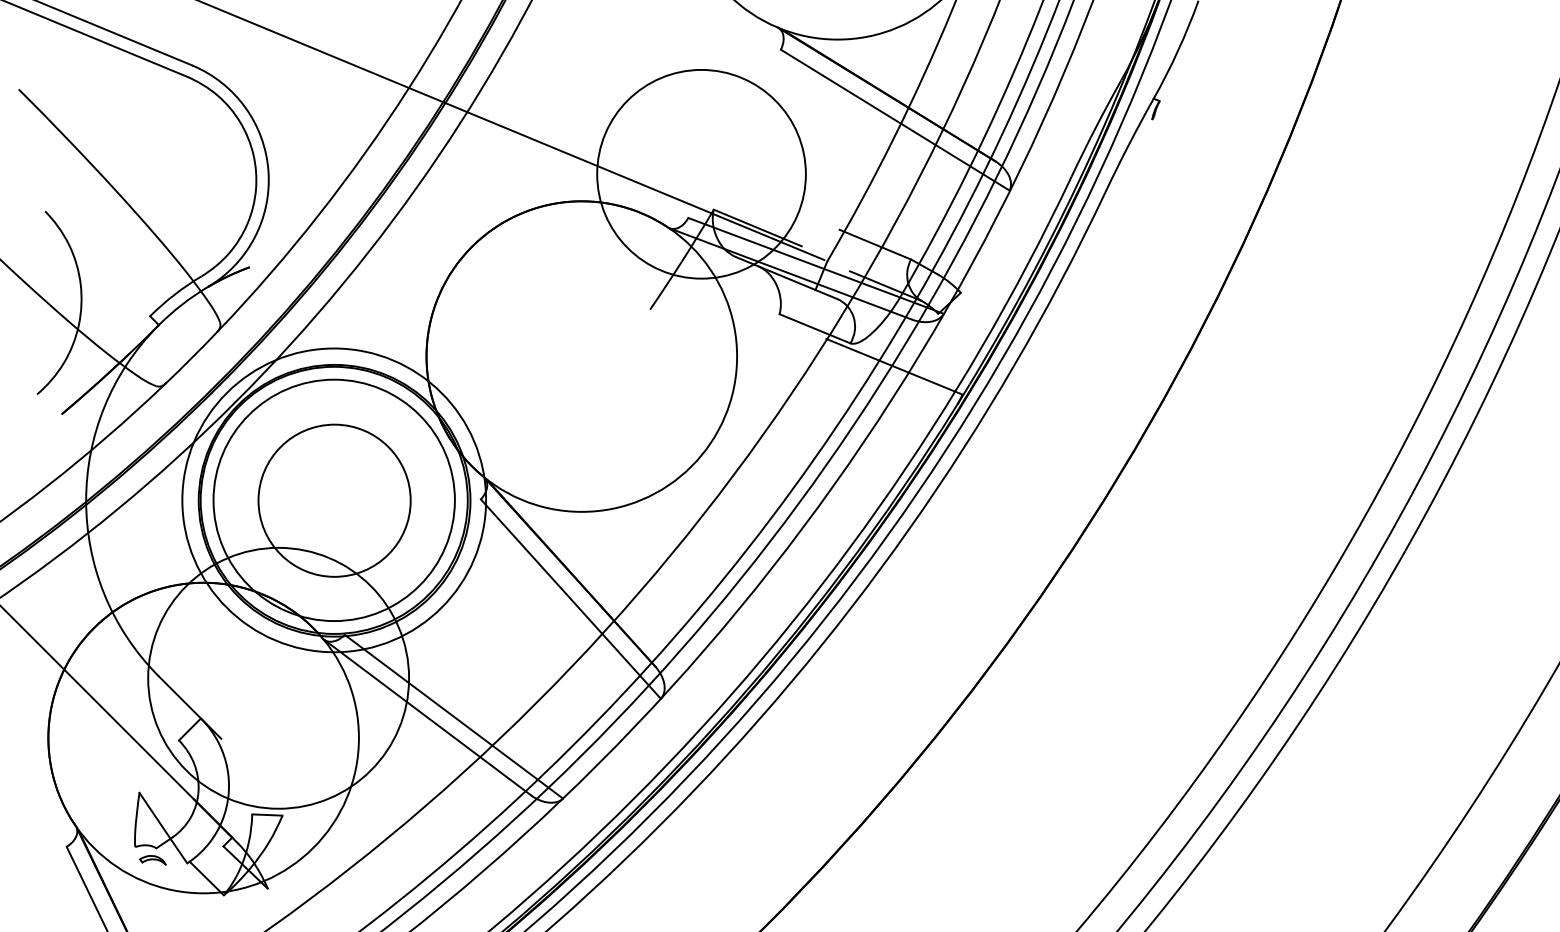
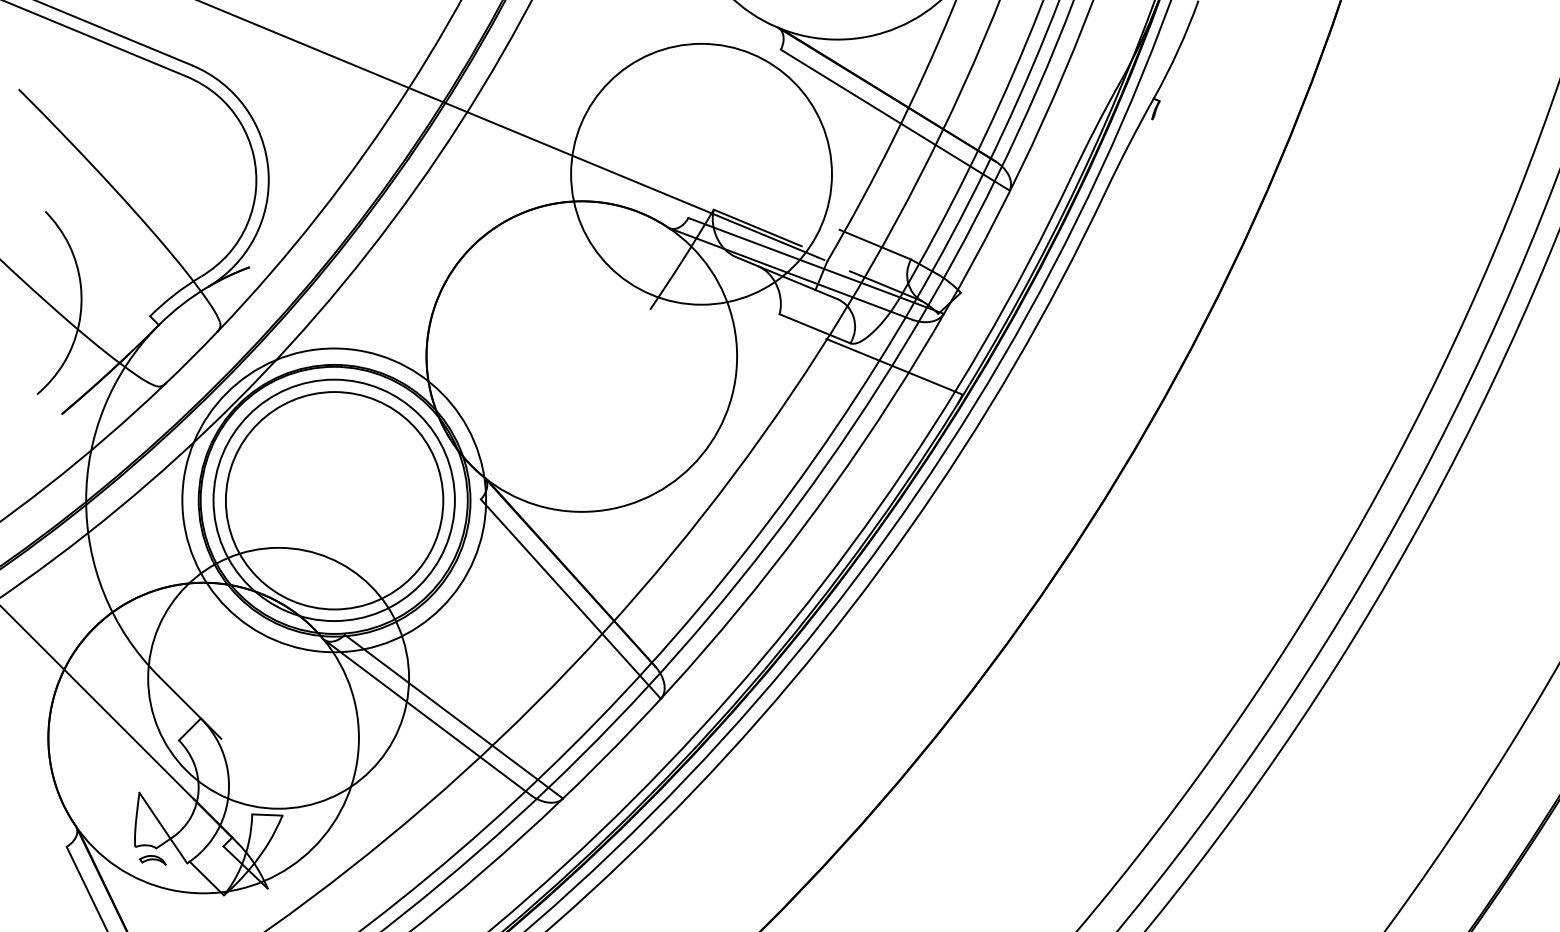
circle diameter: 209 px -> 261 px (701, 173)
circle diameter: 152 px -> 217 px (334, 500)
